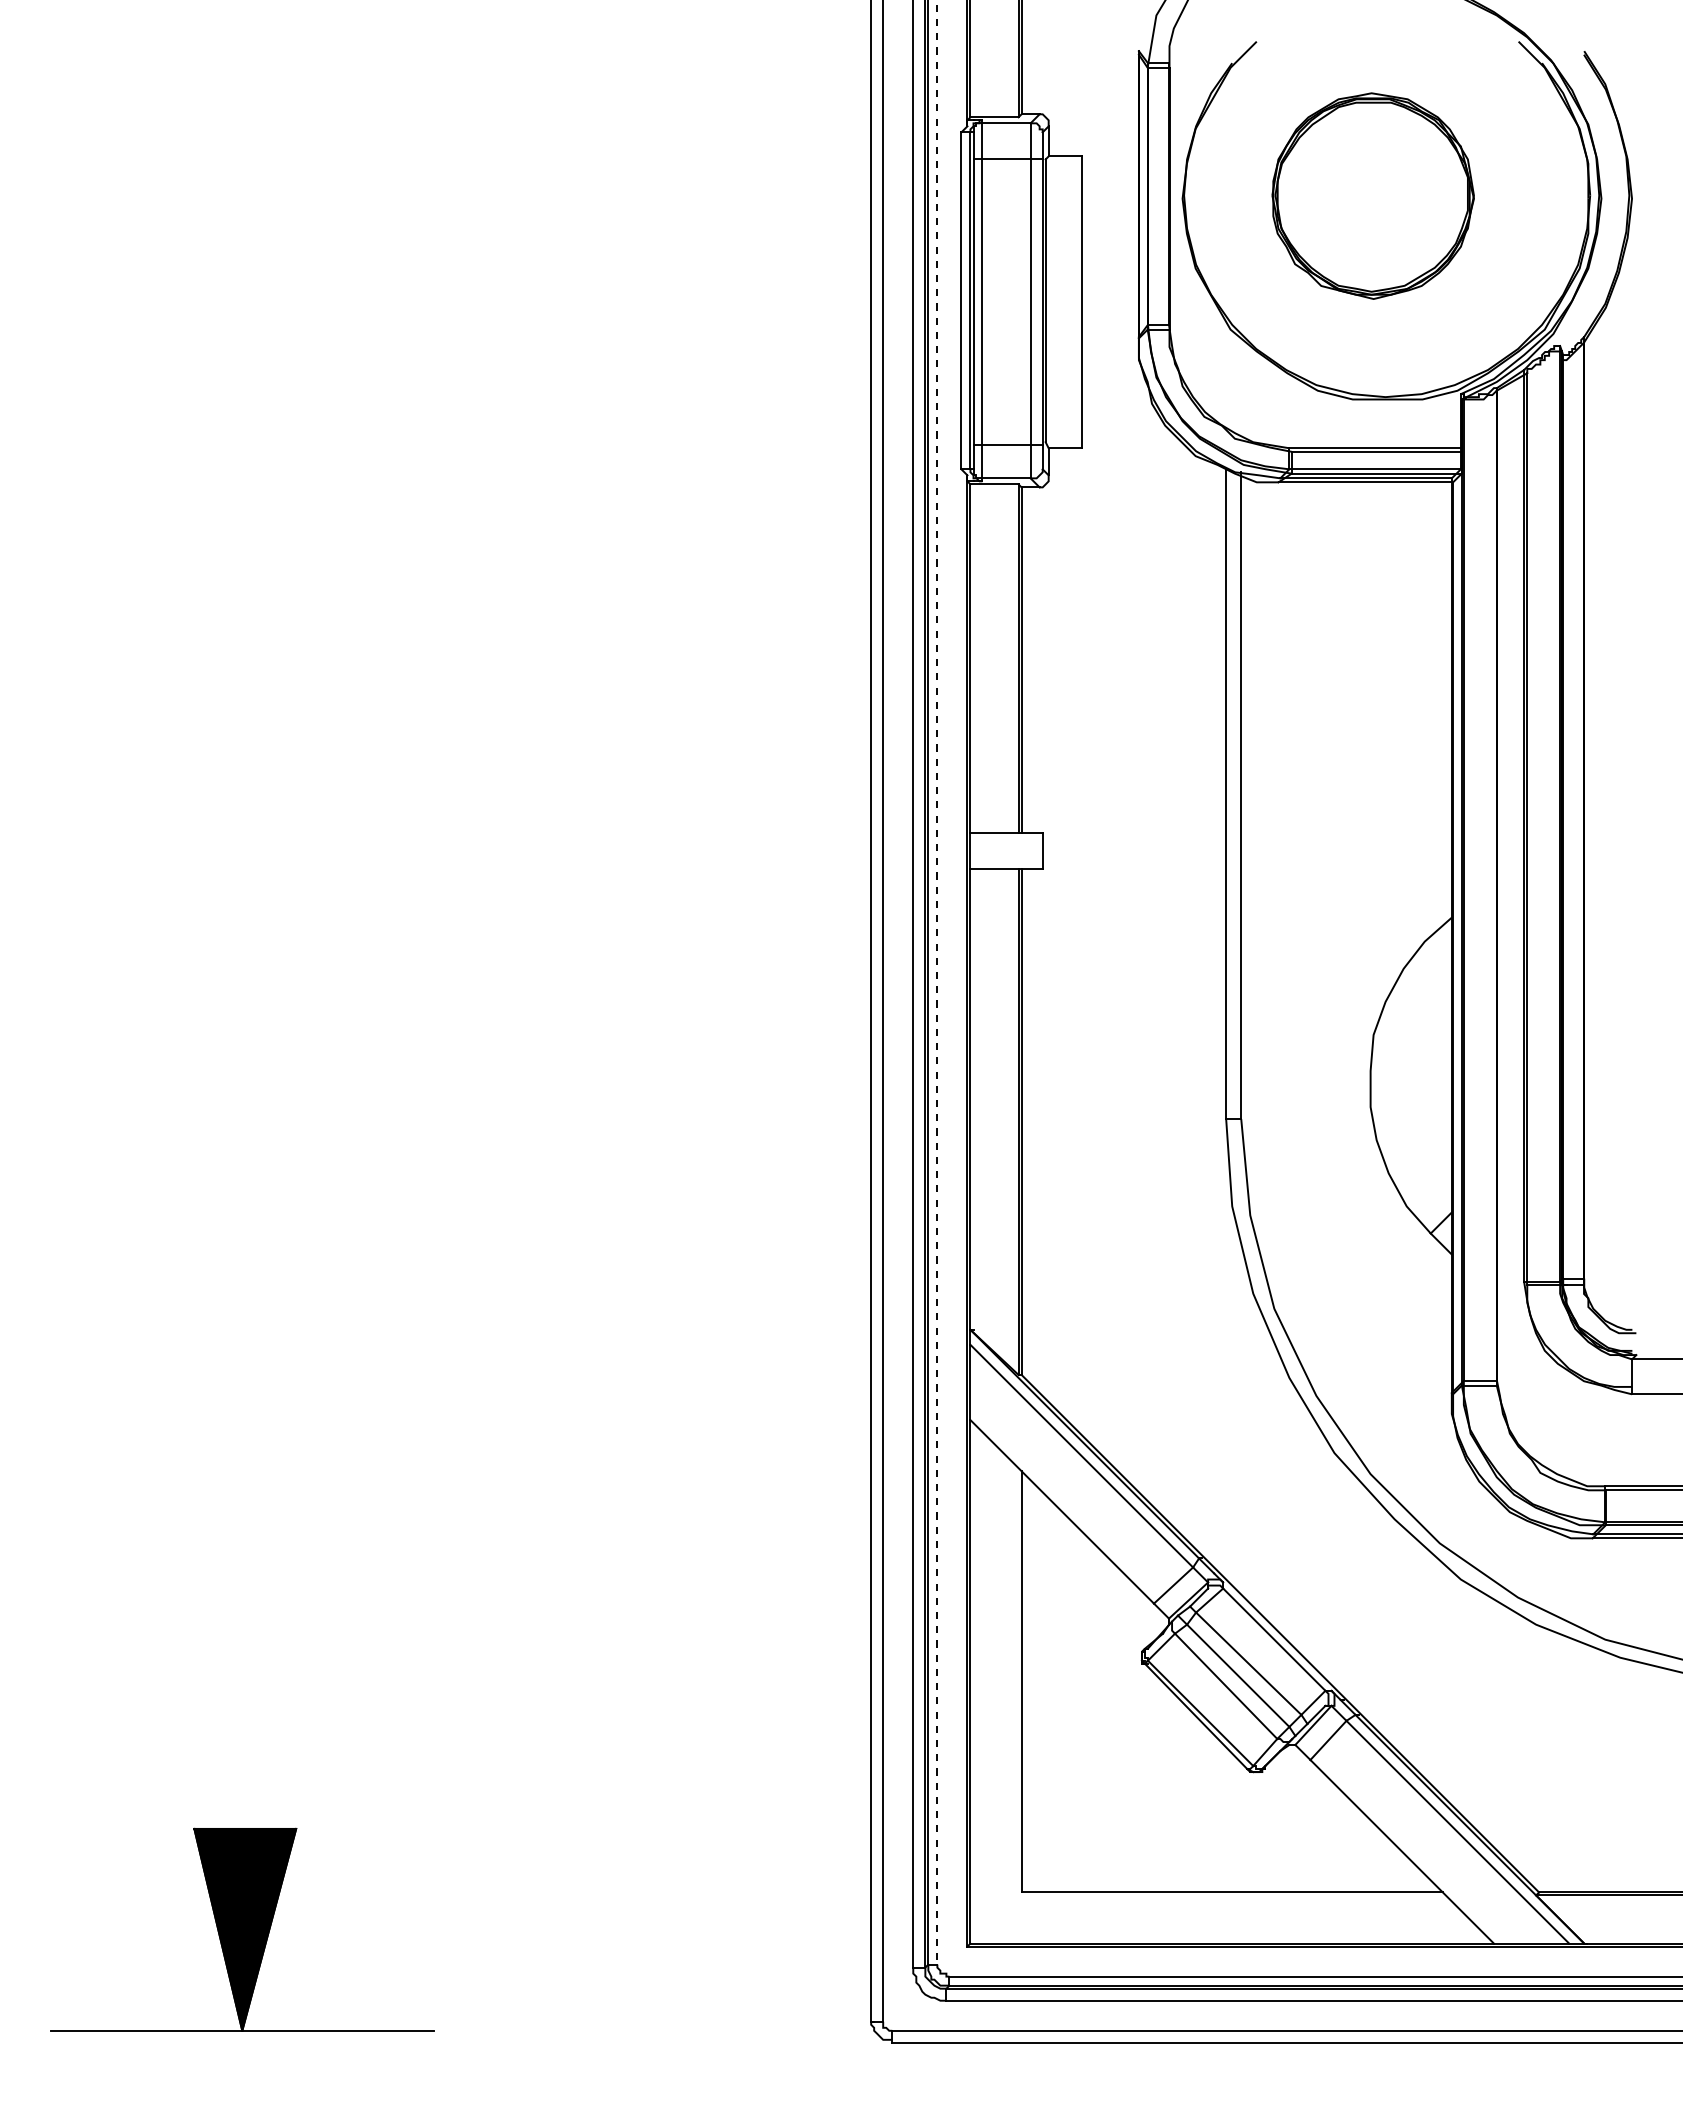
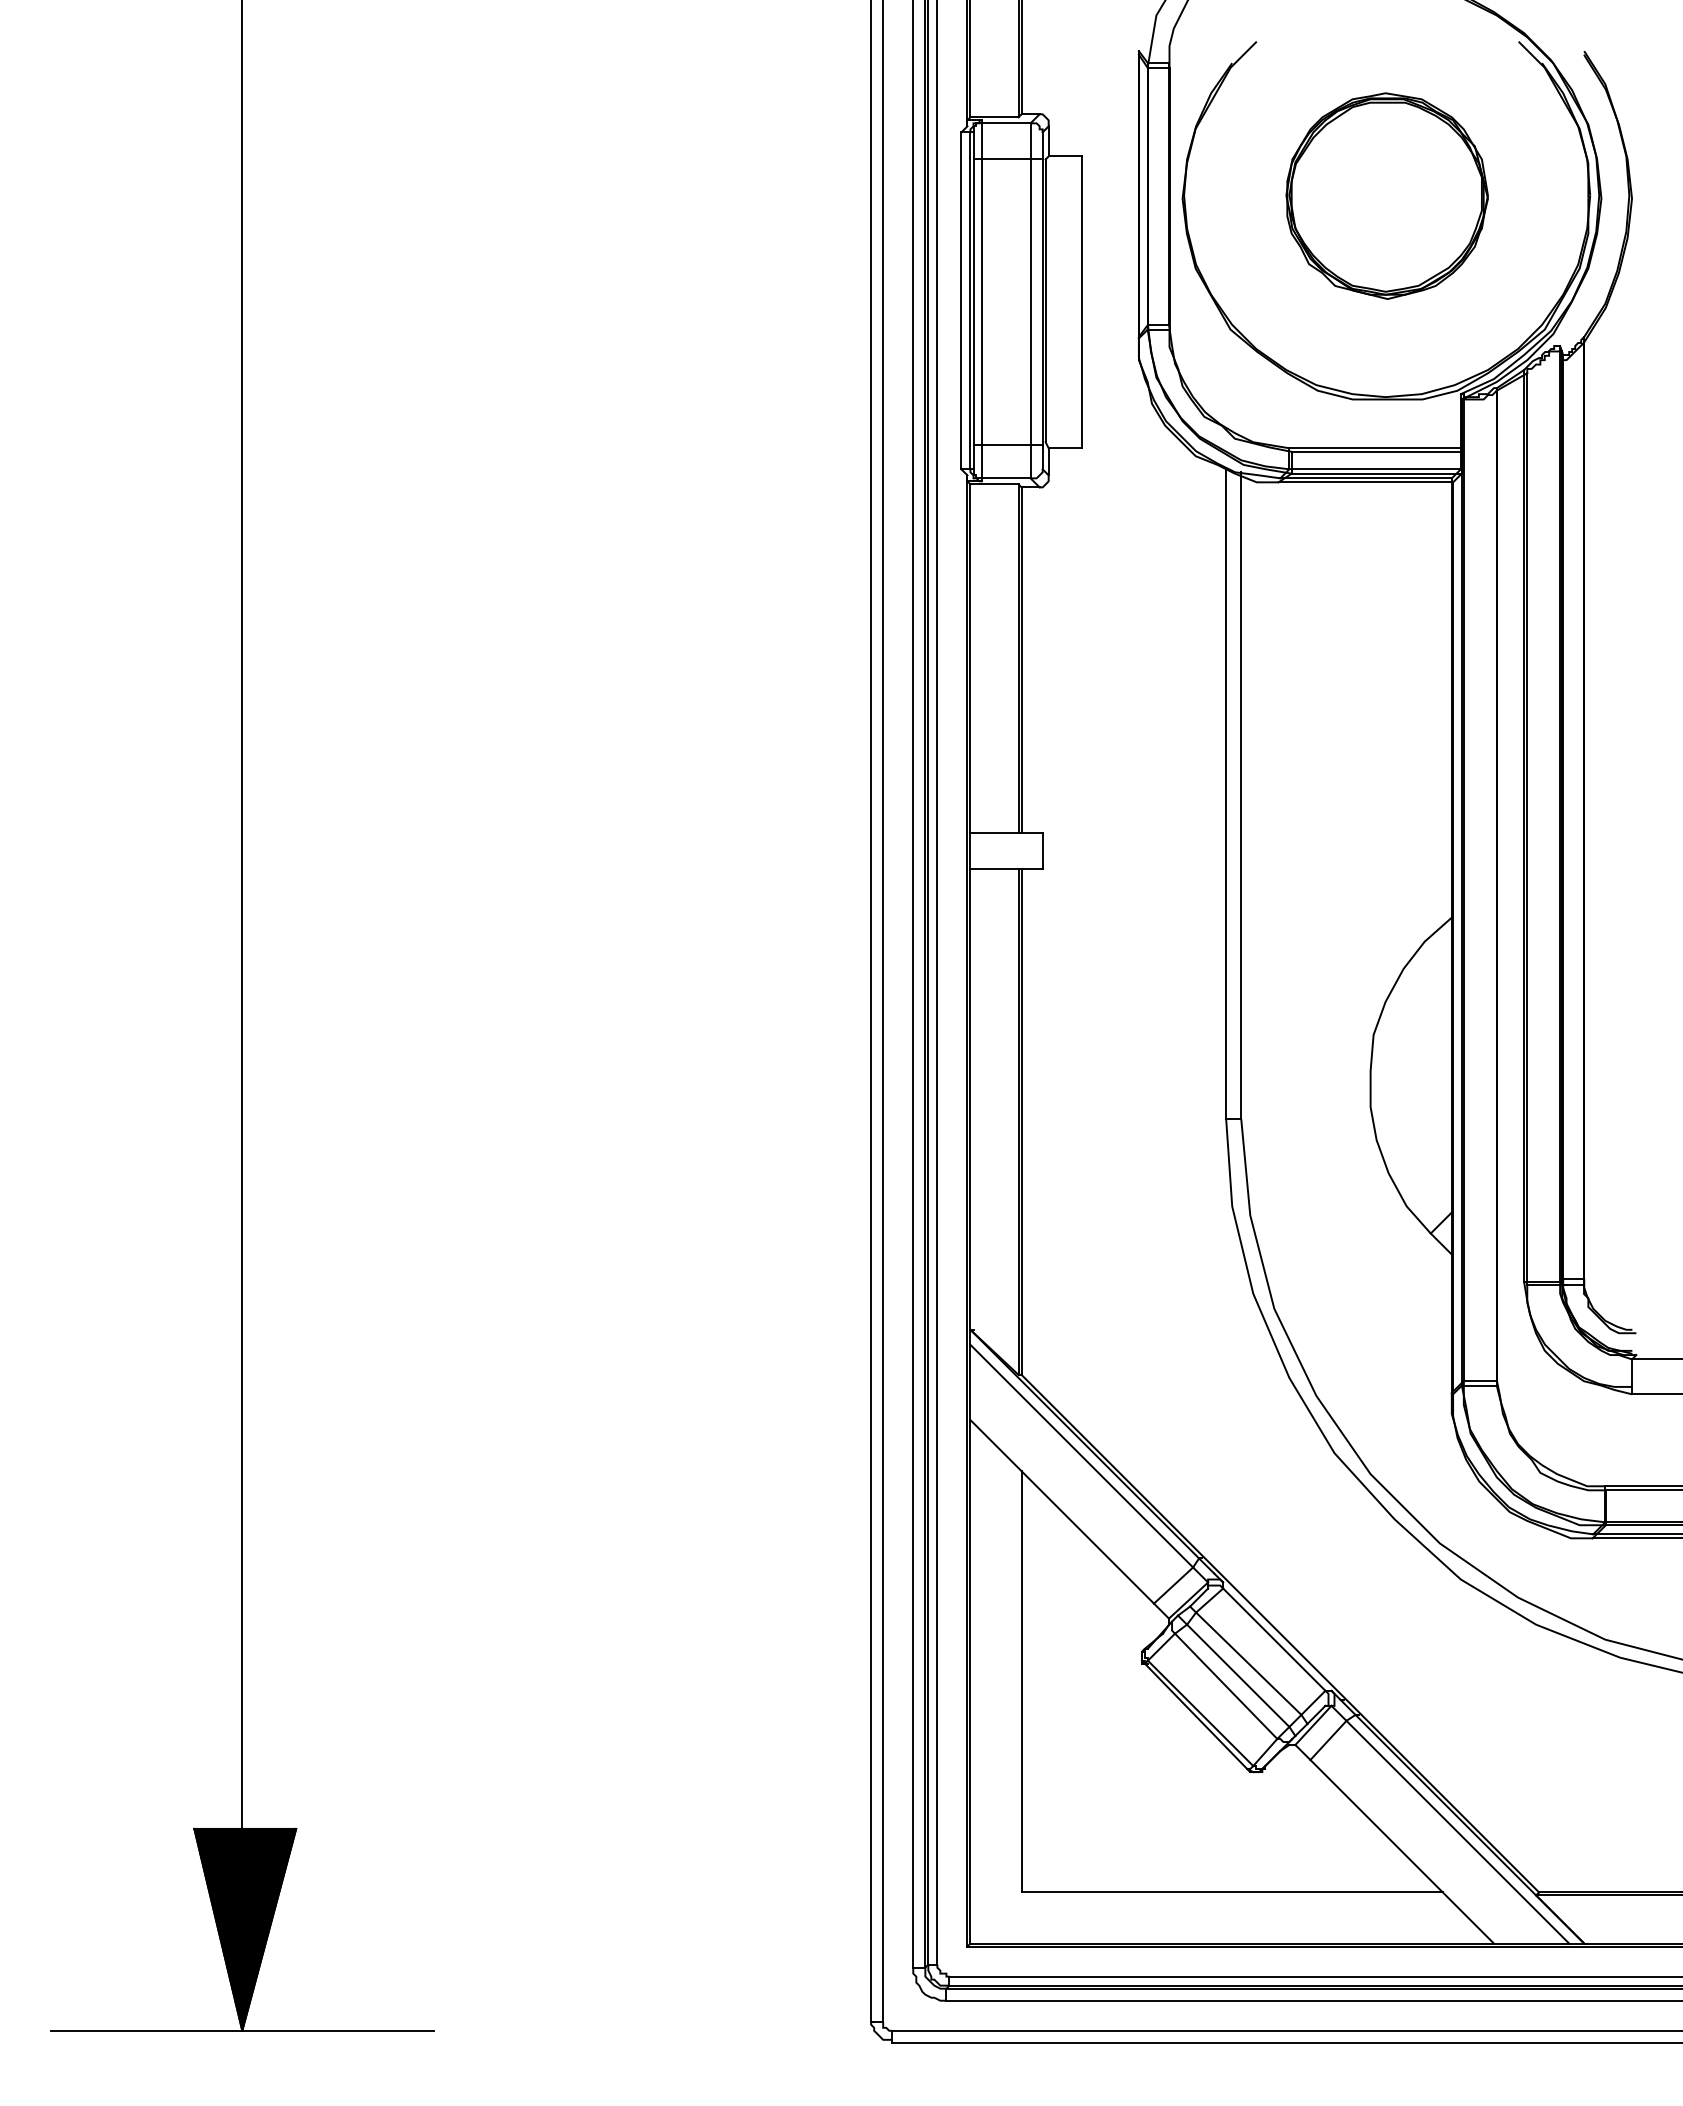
part position: (1372, 195) -> (1386, 195) (1386, 195)
line: none -> present (242, 932)
line: dashed -> solid (937, 982)
